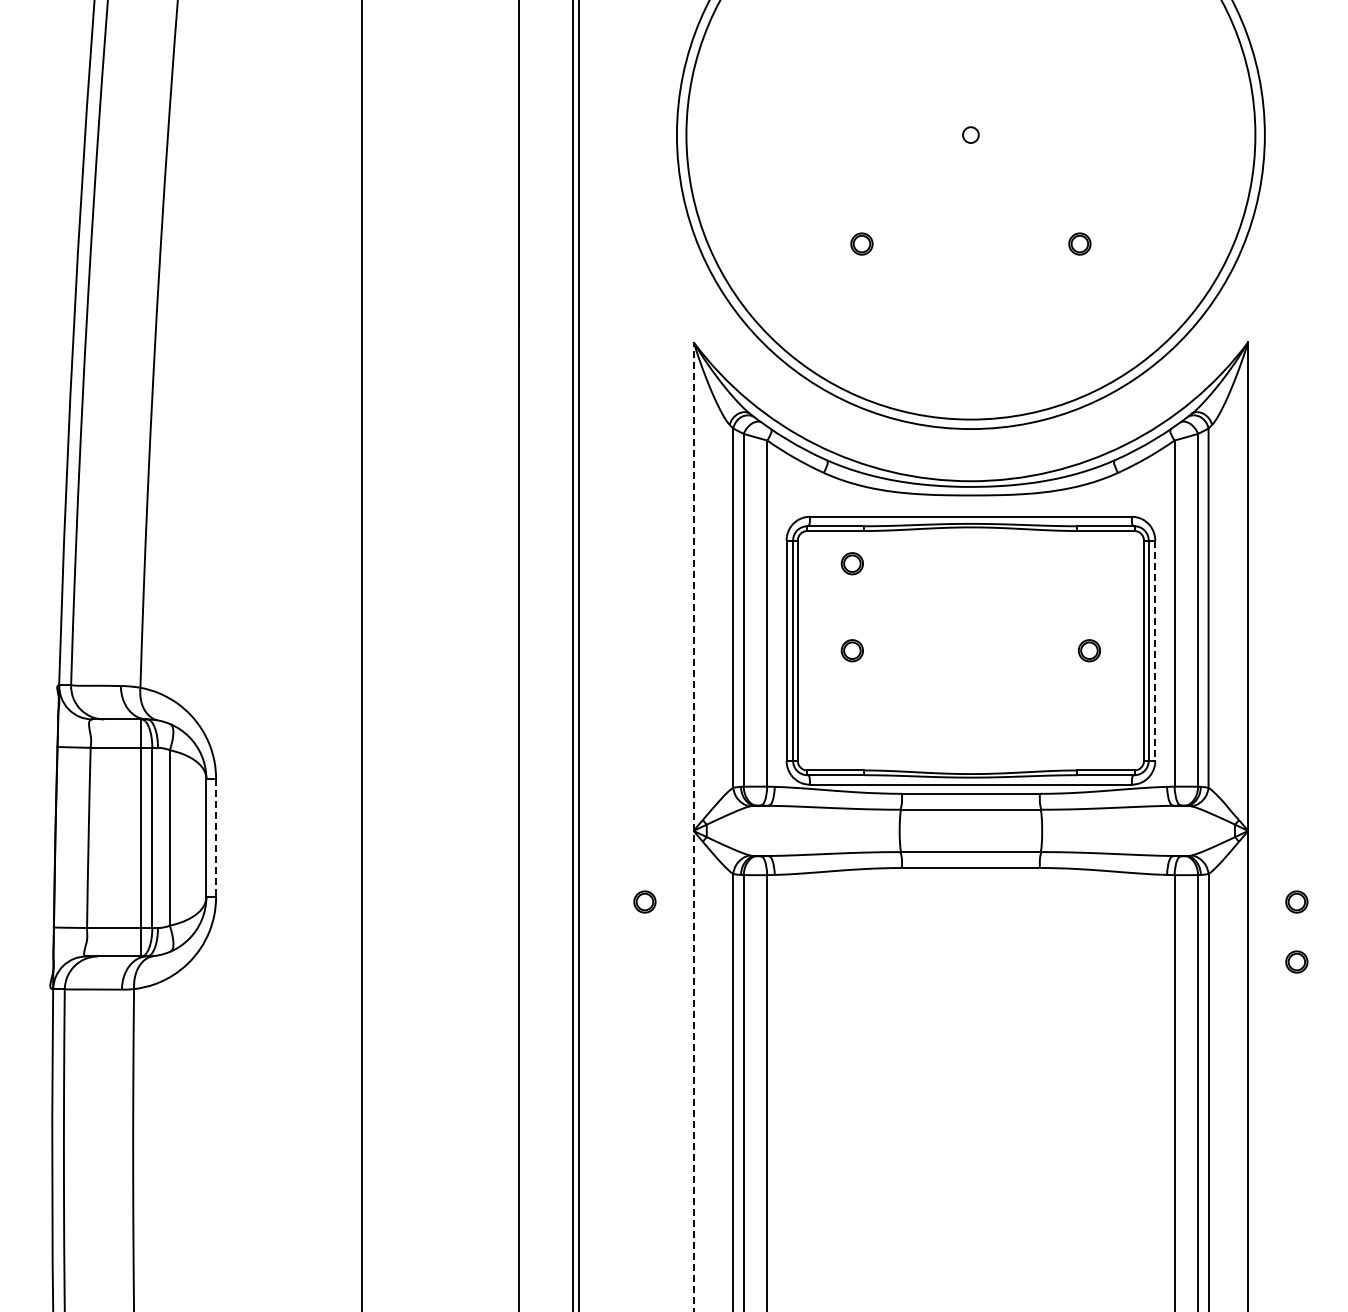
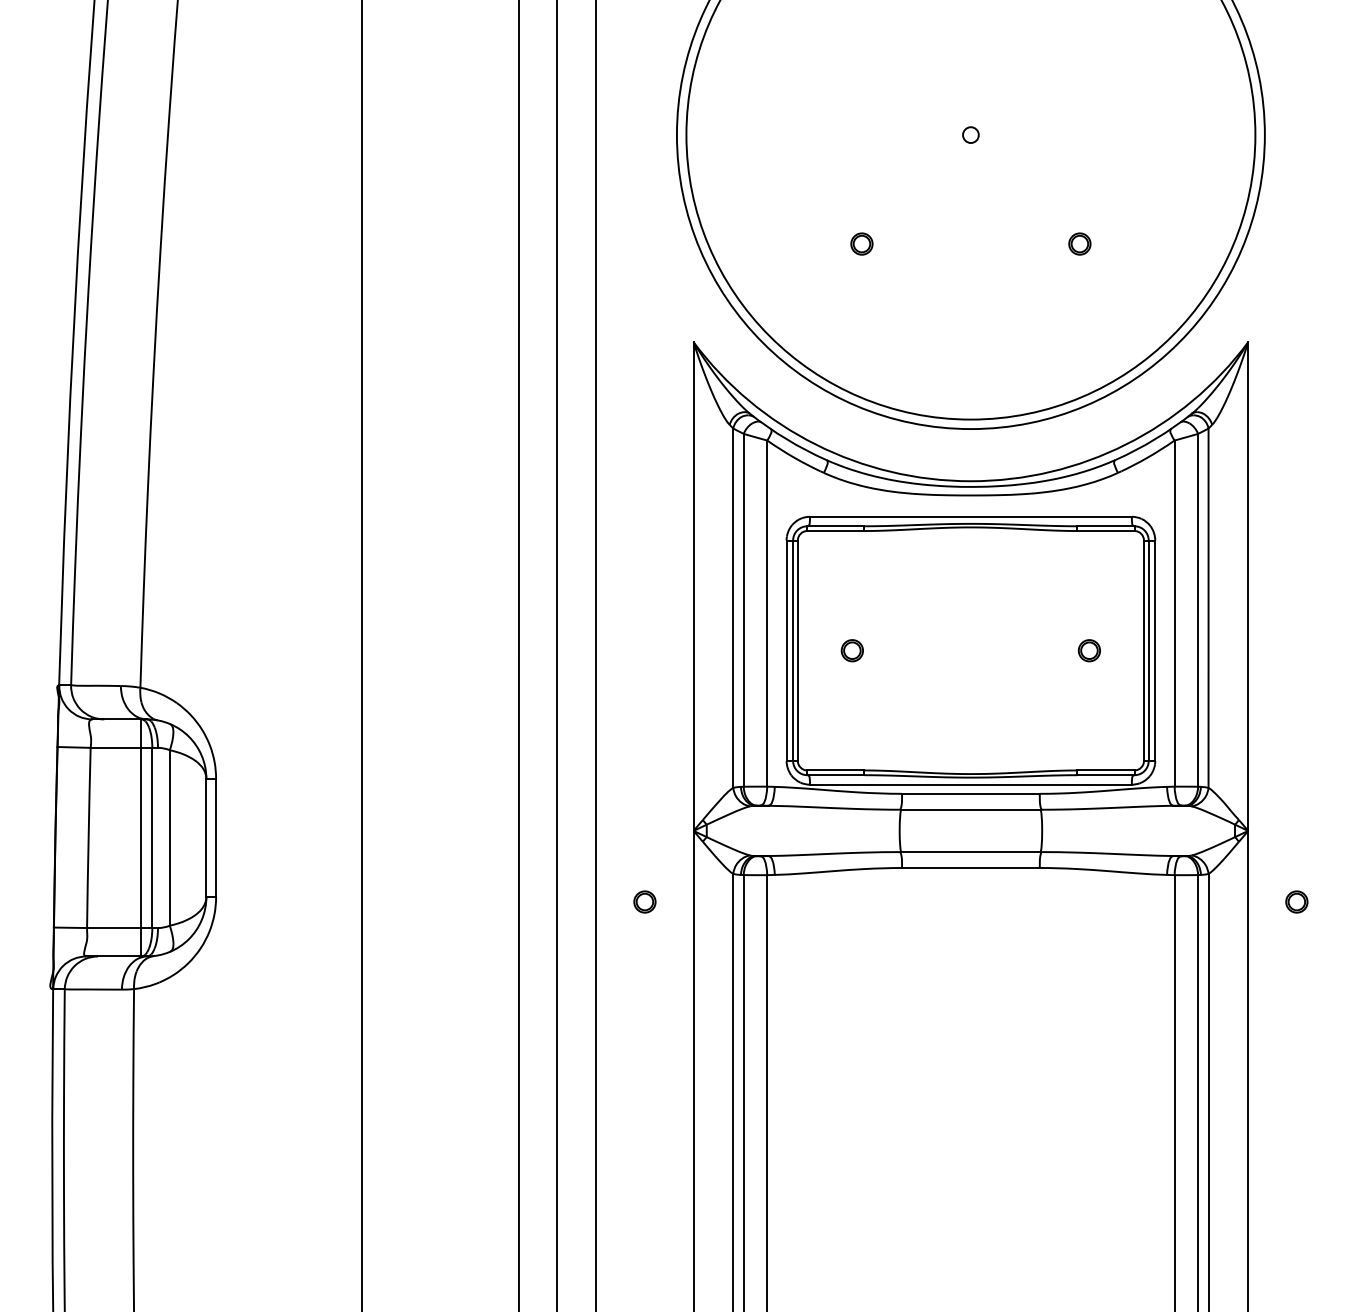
part: present -> none (851, 563)
line: dashed -> solid (1155, 651)
line position: (572, 655) -> (556, 655) (556, 655)
line position: (579, 655) -> (596, 655) (596, 655)
line: dashed -> solid (693, 827)
line: dashed -> solid (216, 838)
part: present -> none (1296, 961)
